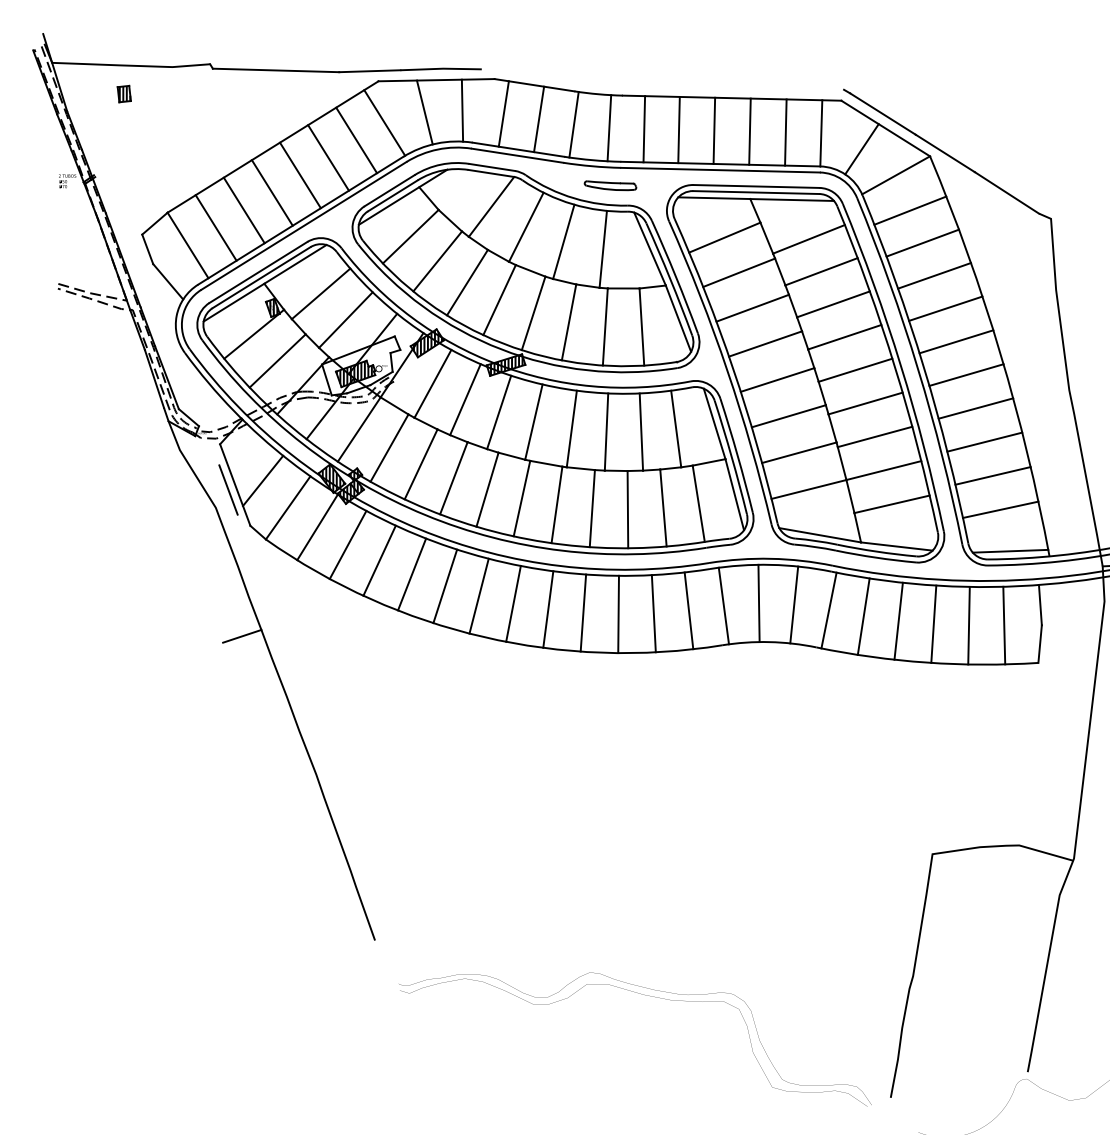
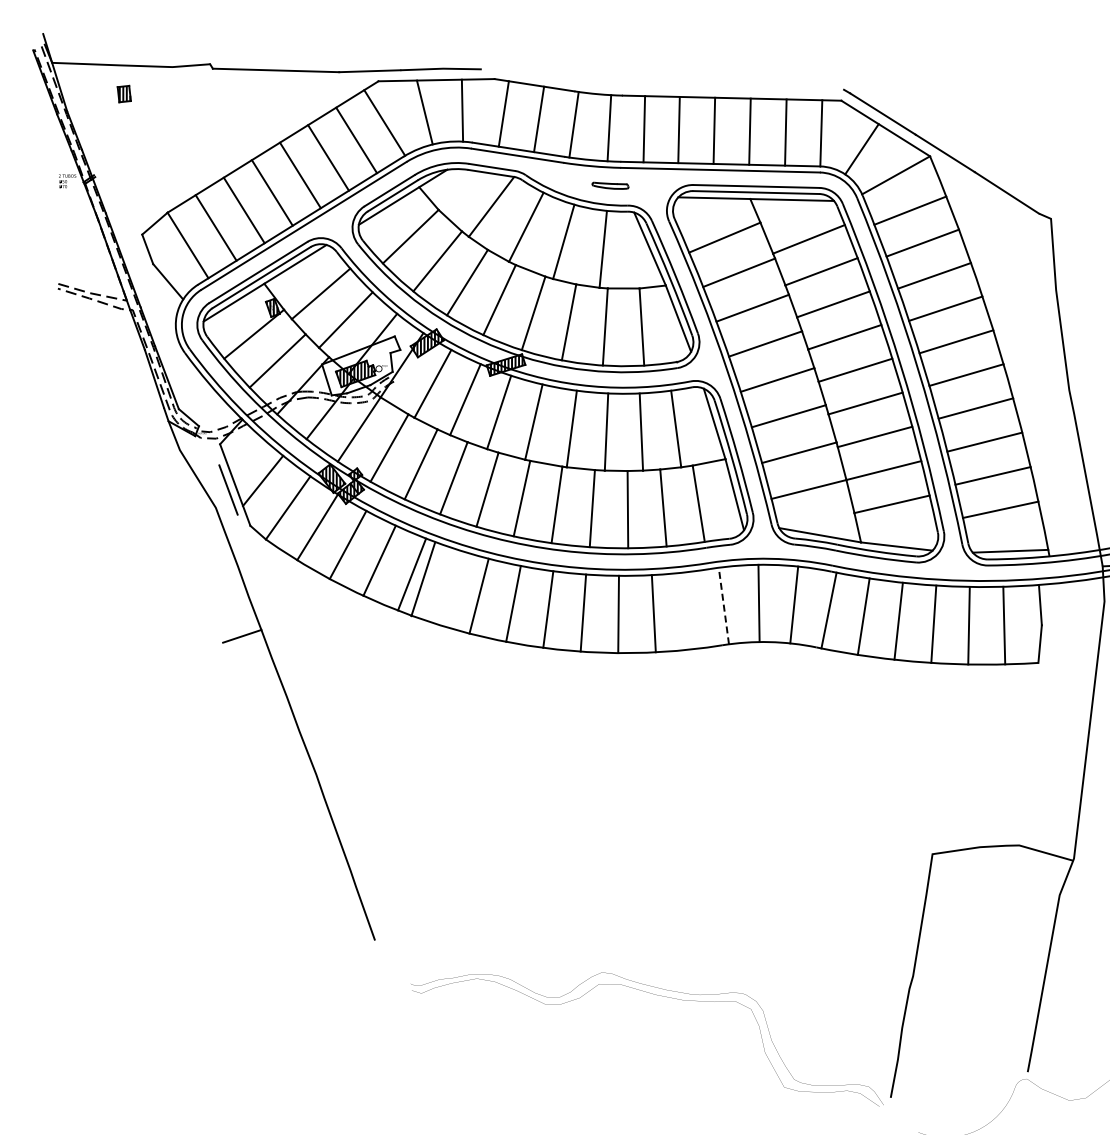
part size: 55x12 px -> 39x9 px (610, 185)
line position: (445, 586) -> (423, 579) (423, 579)
line: solid -> dashed (723, 606)
line: present -> none (688, 610)
part position: (645, 995) -> (657, 995) (657, 995)
